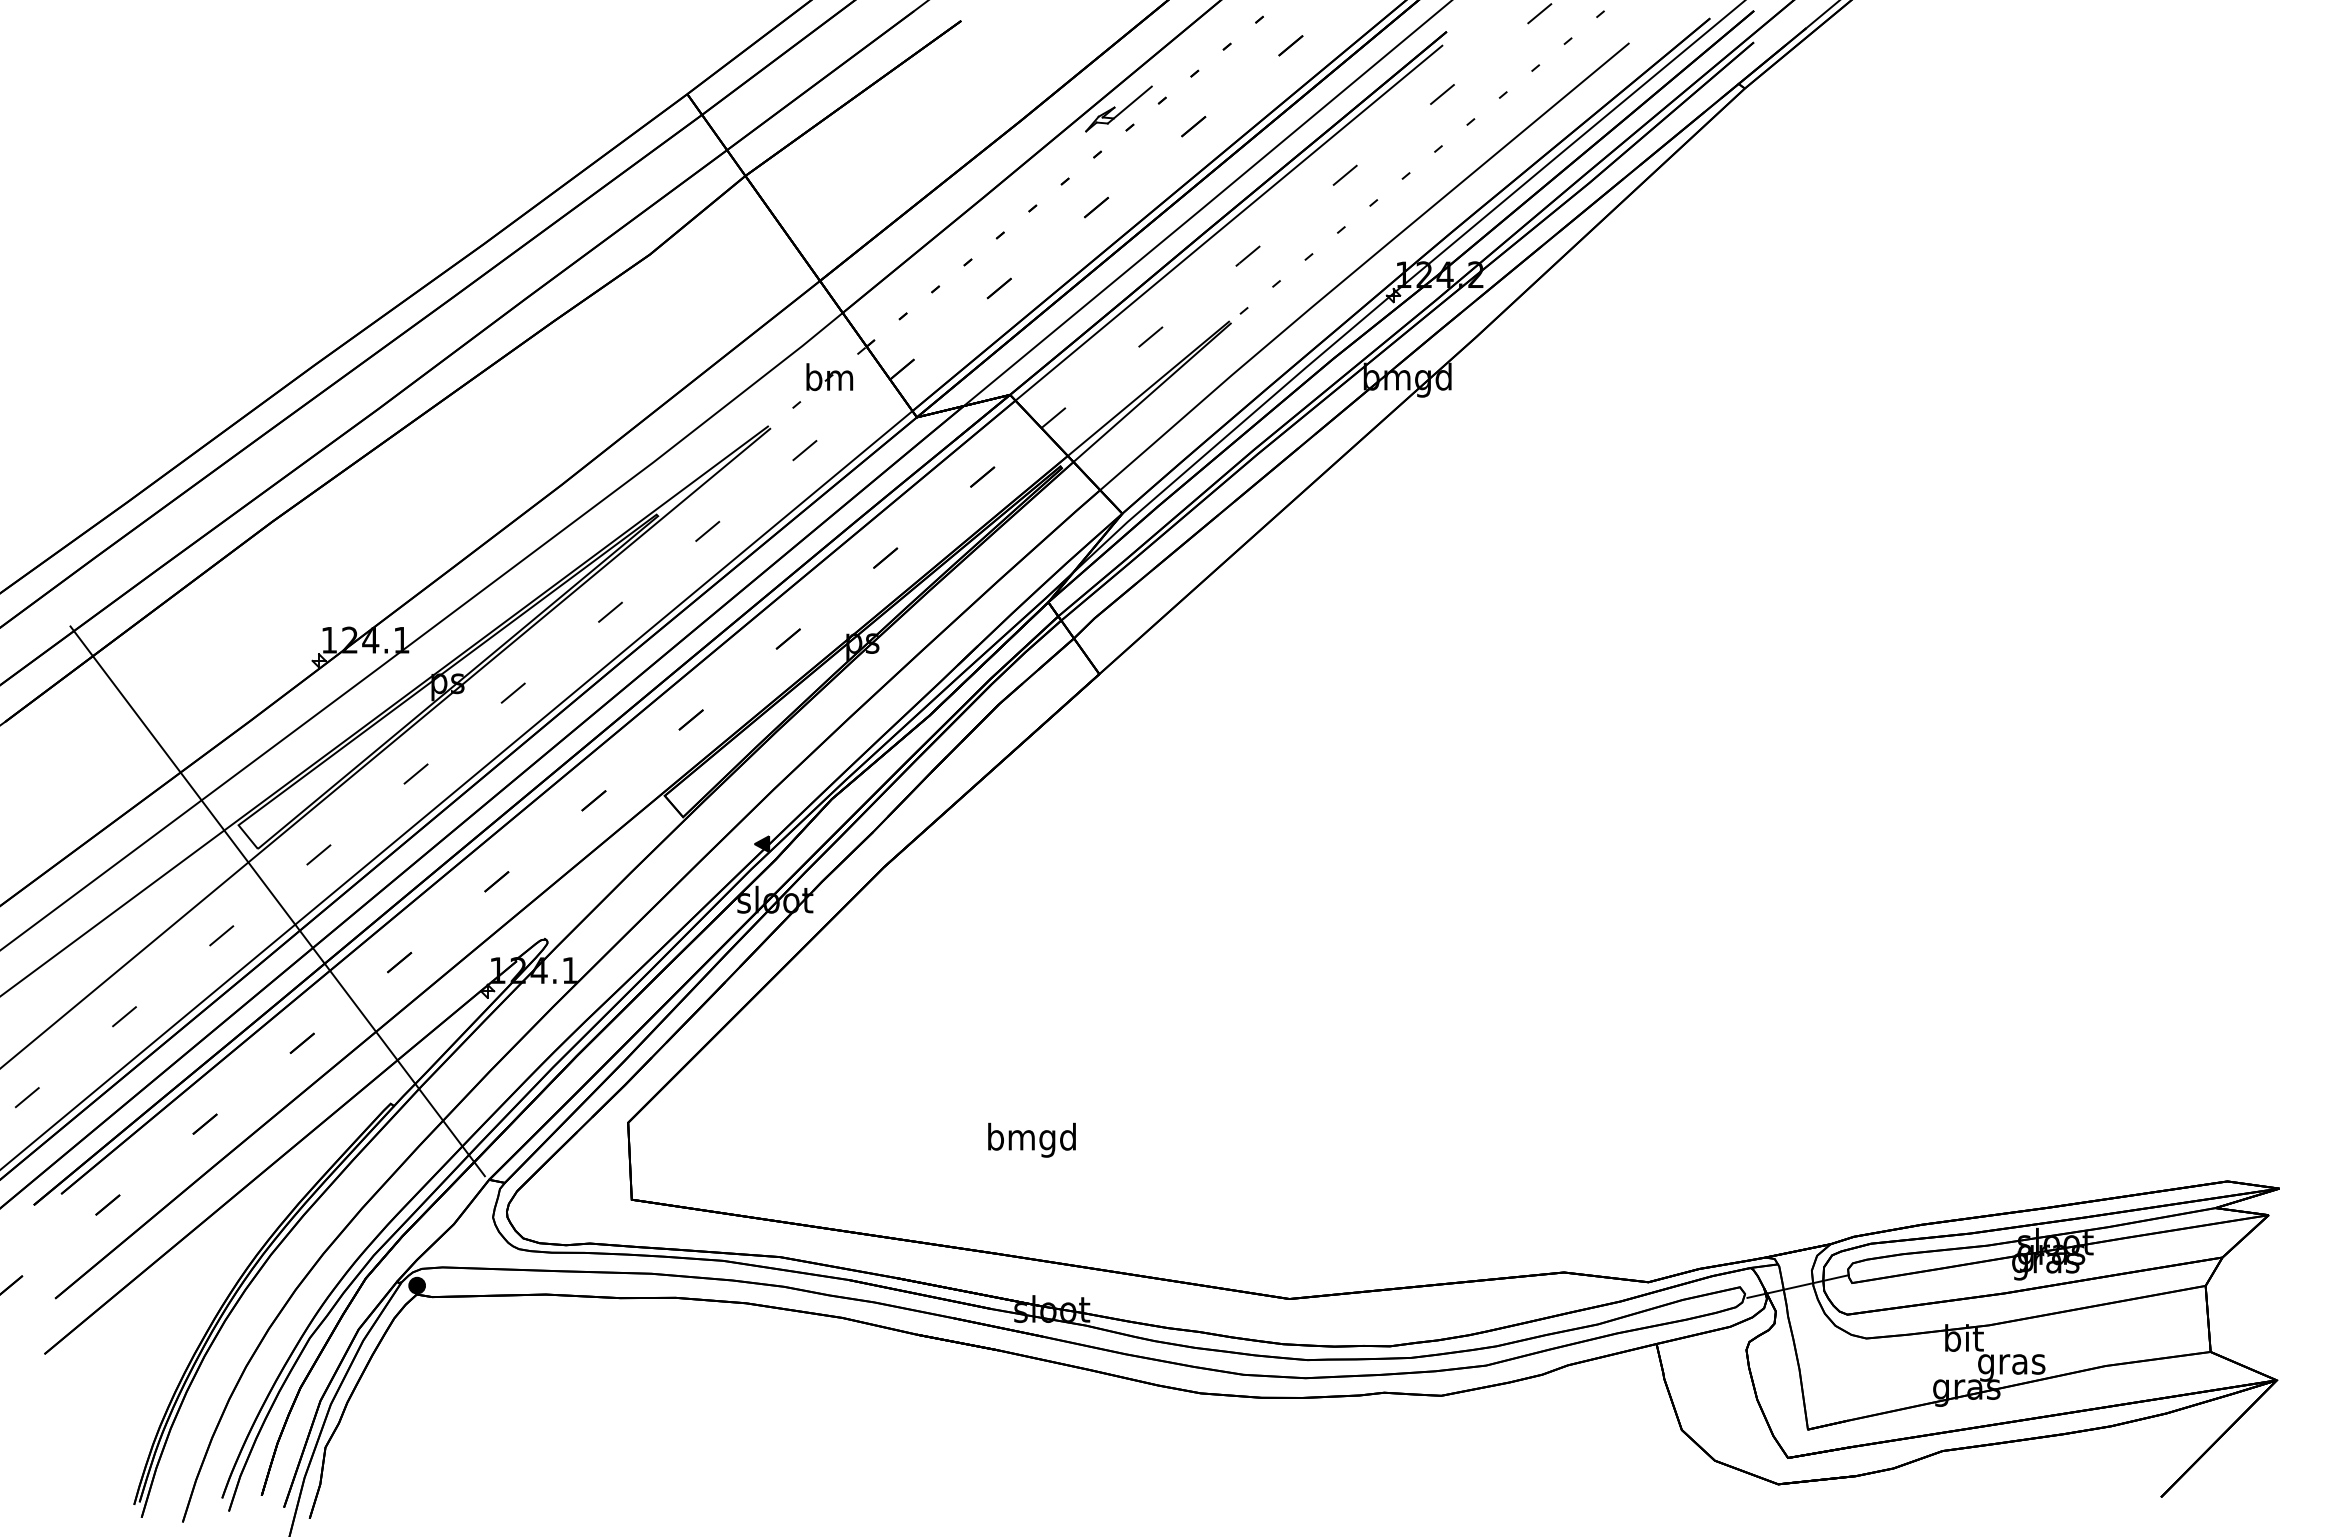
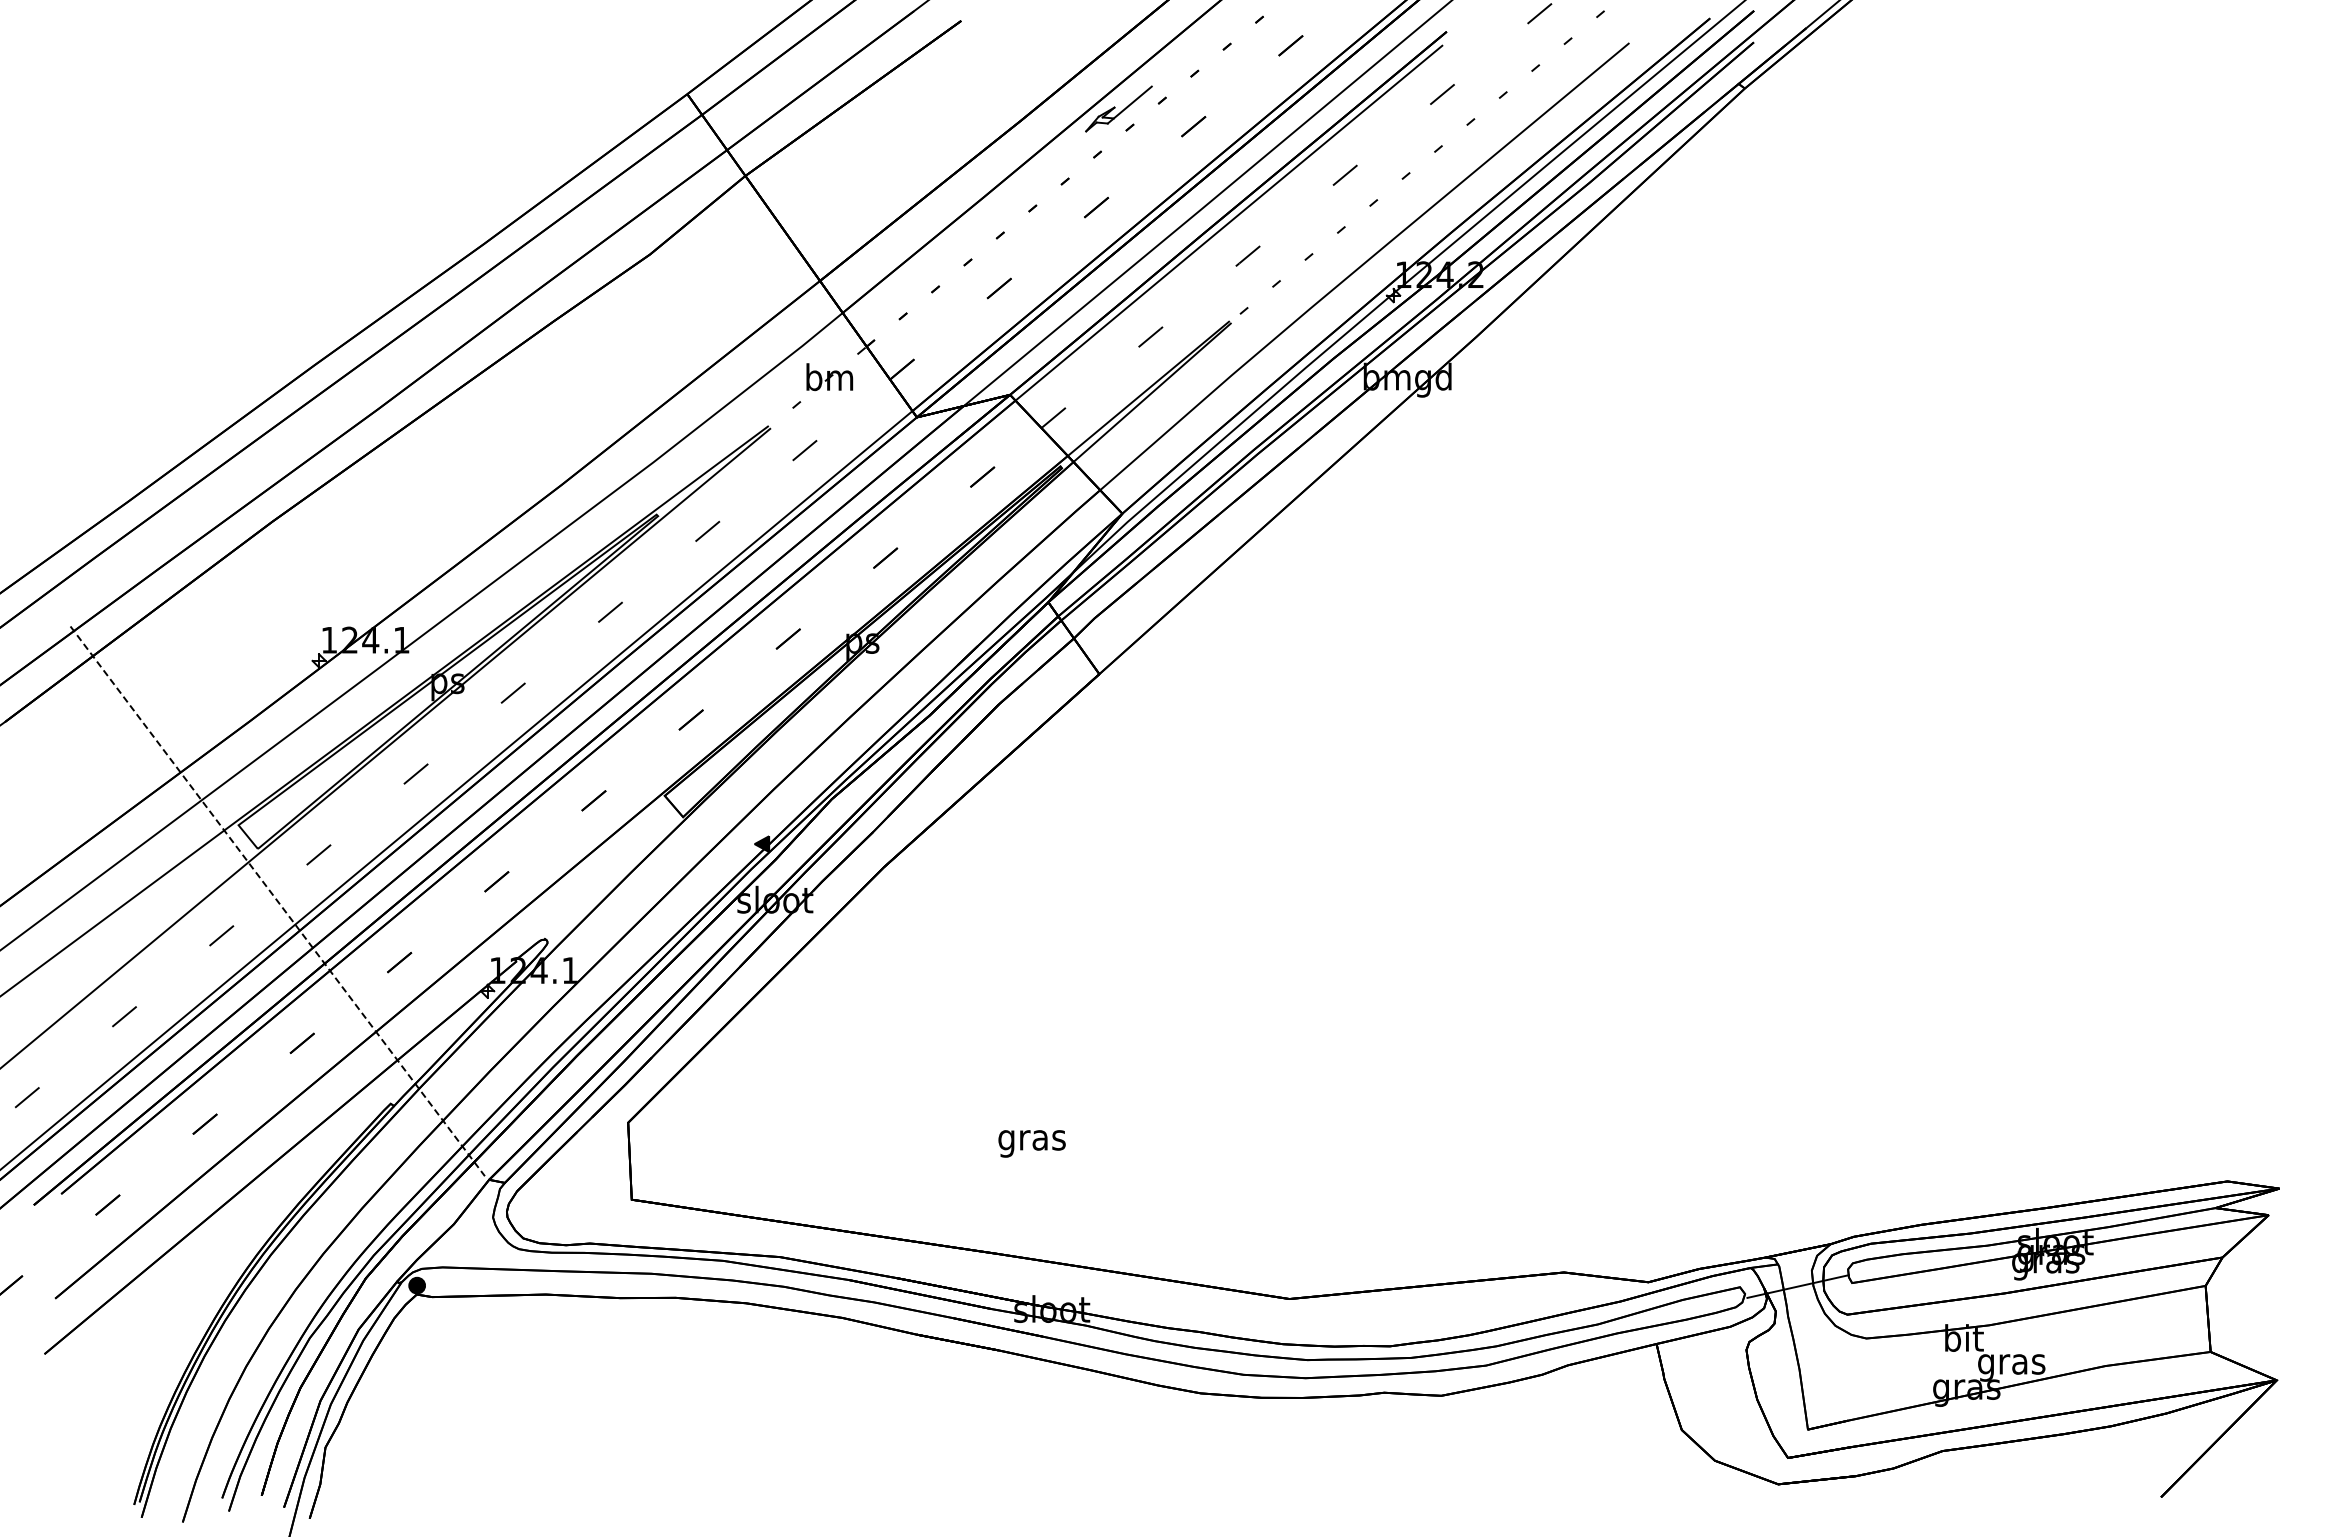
line: solid -> dashed (278, 901)
text: bmgd -> gras (1031, 1139)
